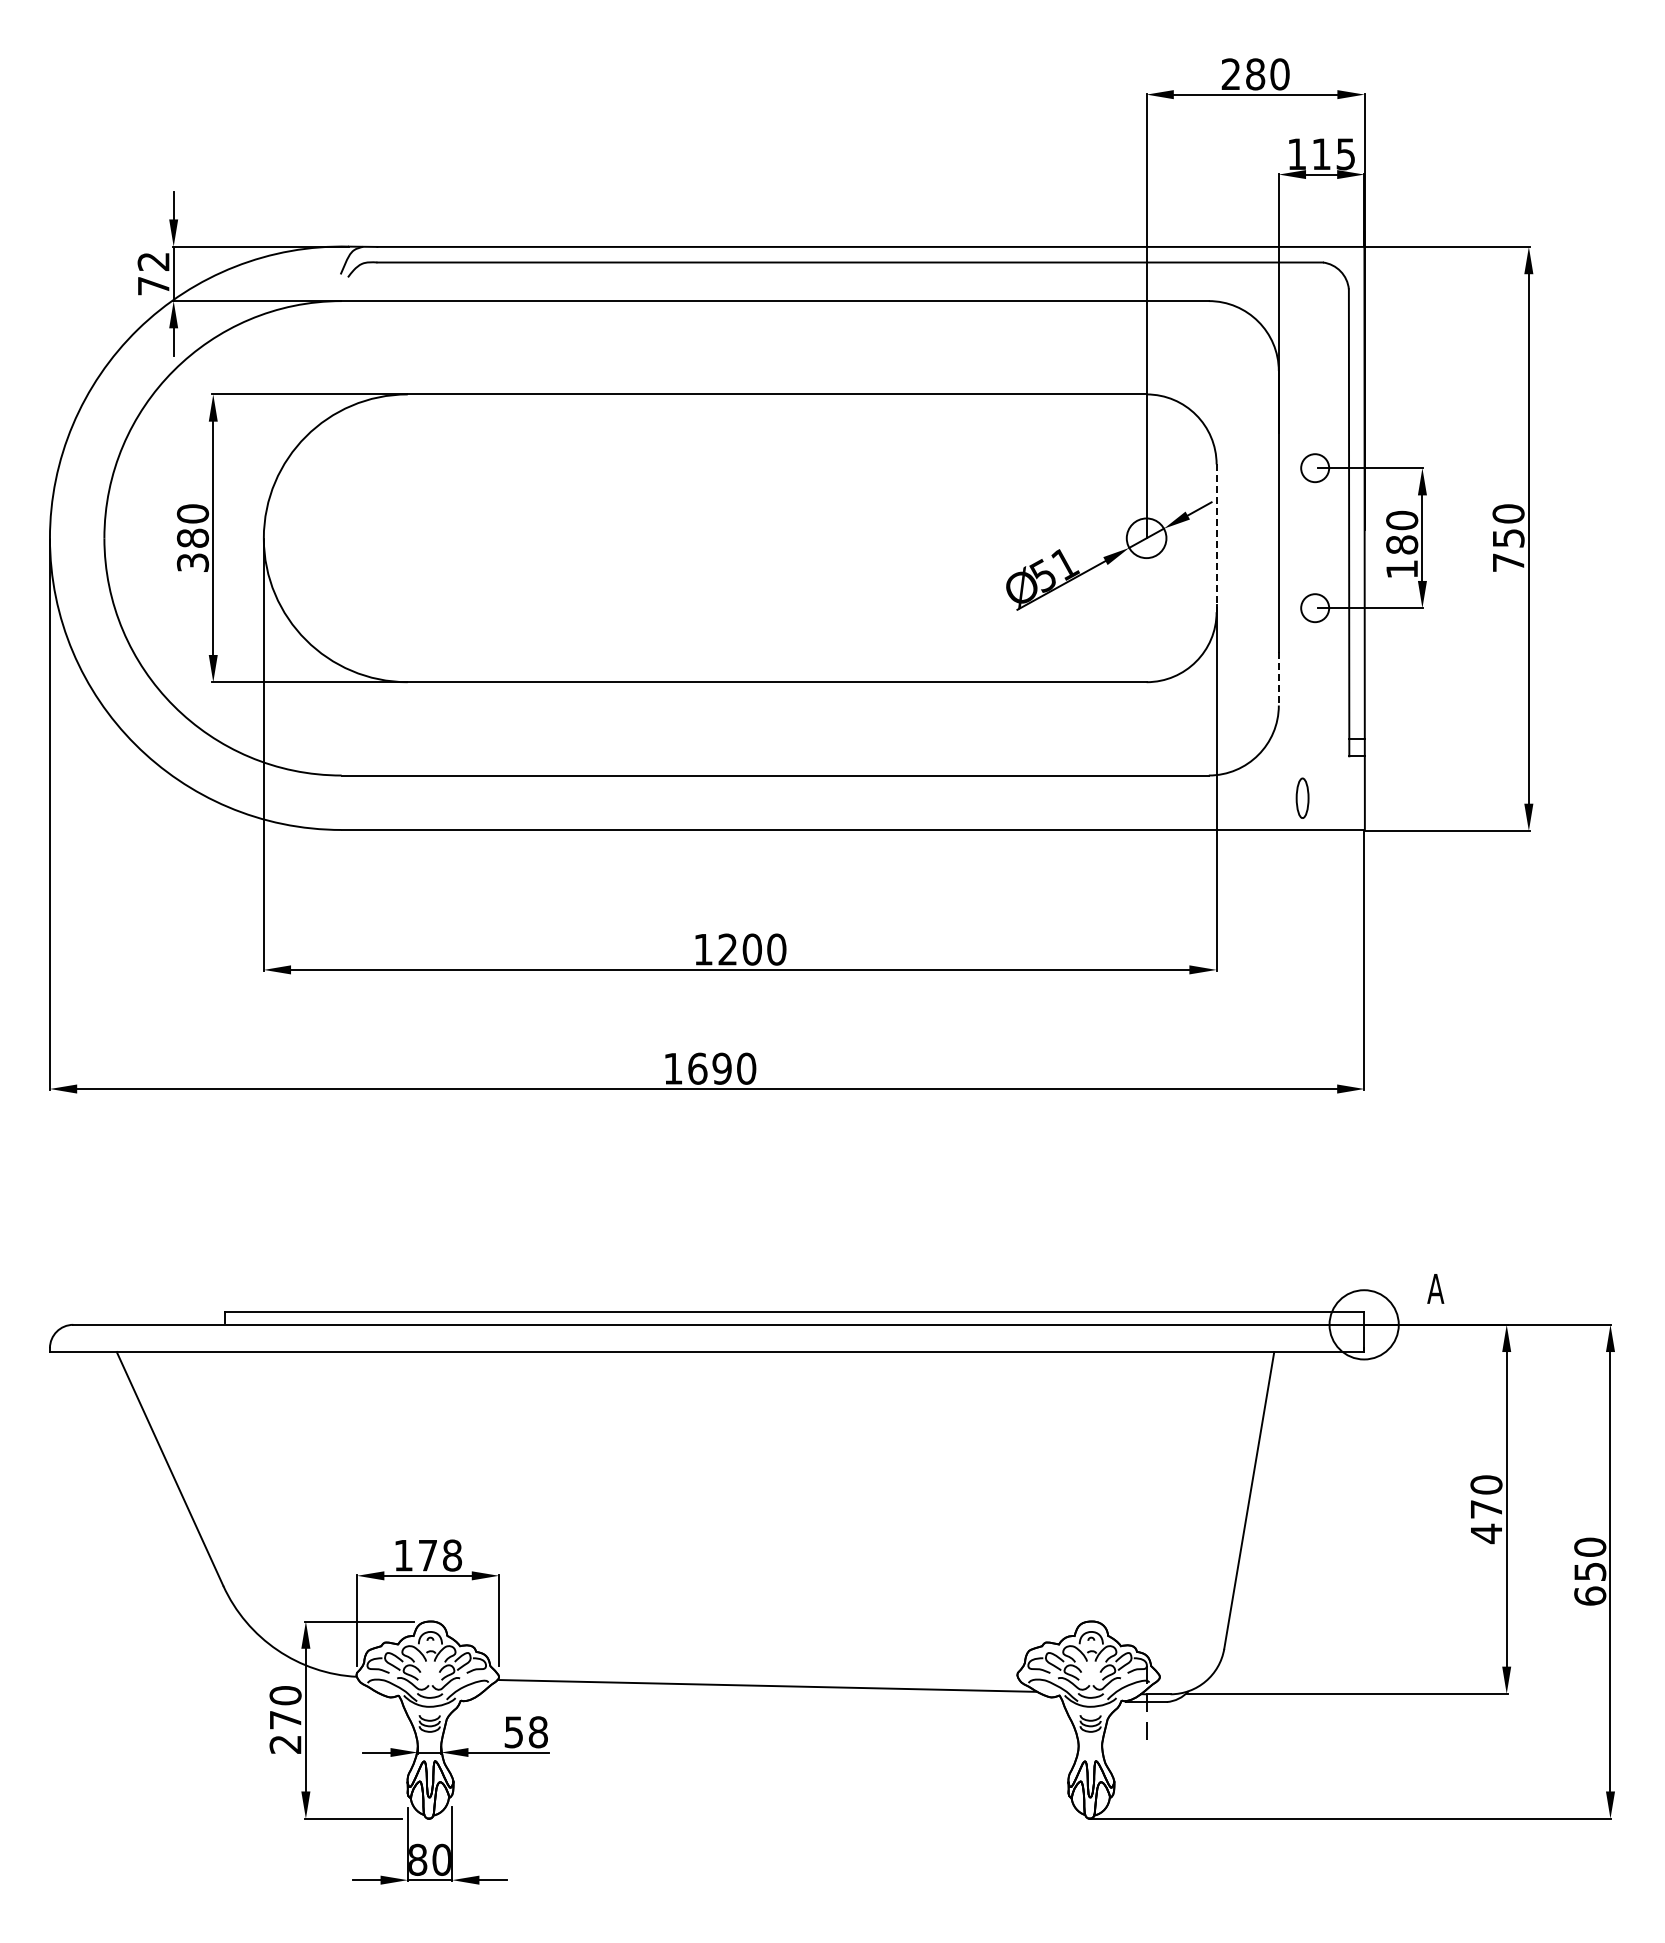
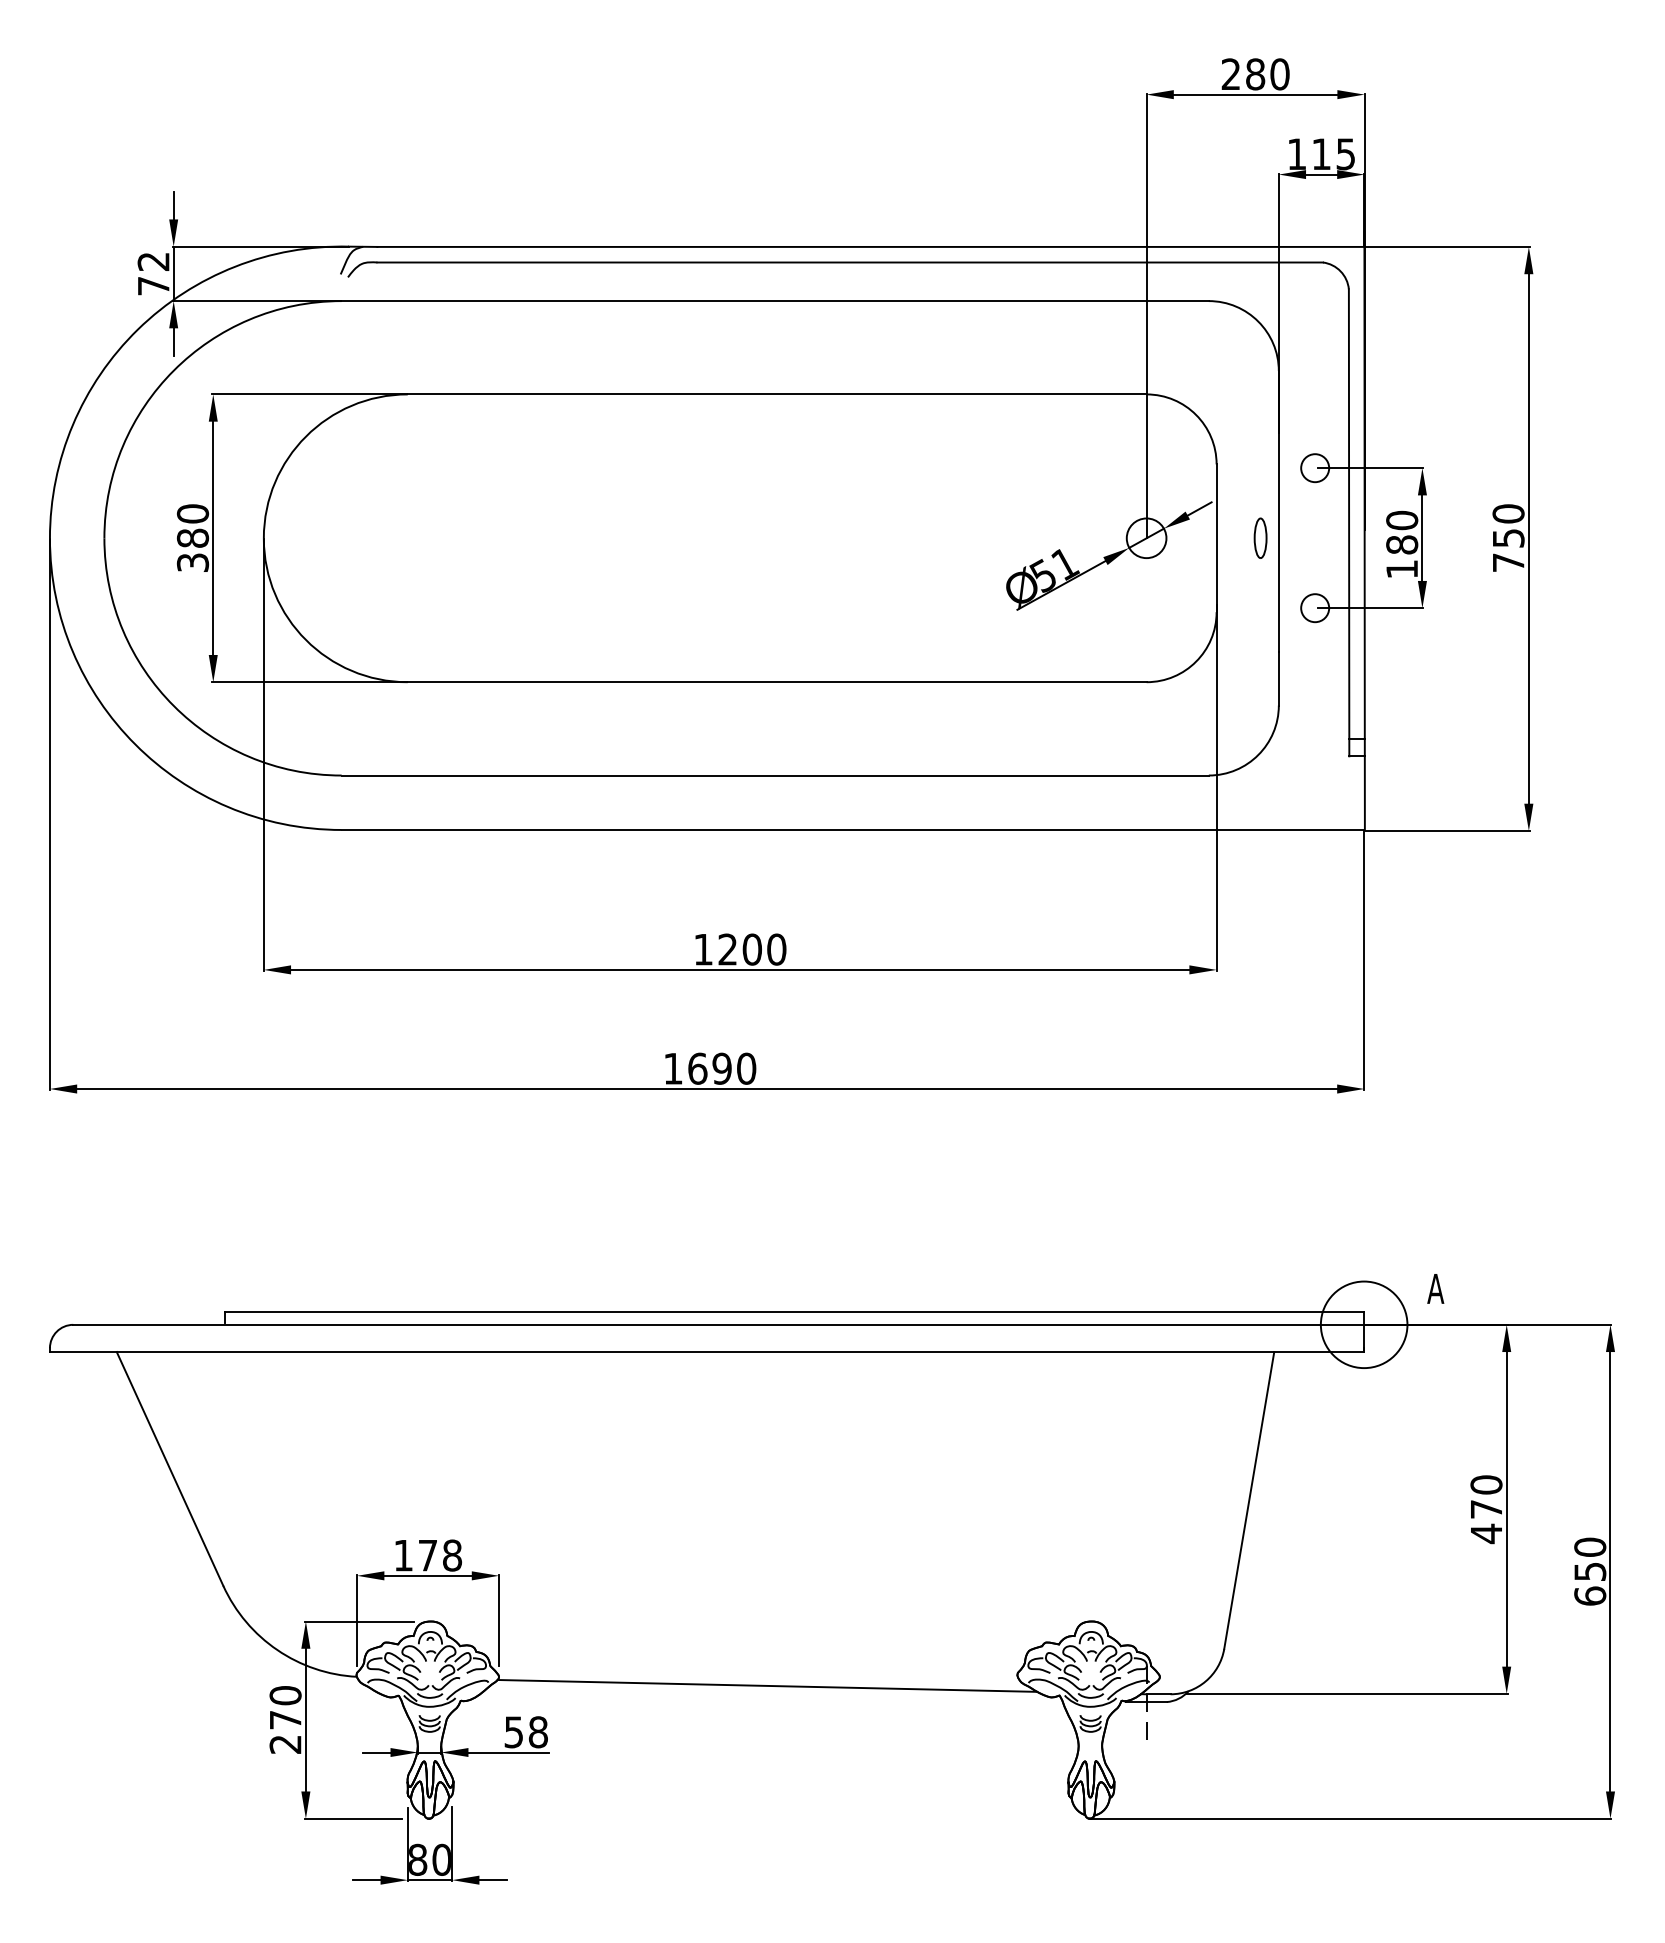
line: dashed -> solid (1216, 538)
line: dashed -> solid (1278, 678)
part position: (1302, 797) -> (1260, 537) (1260, 537)
circle diameter: 69 px -> 87 px (1363, 1324)
